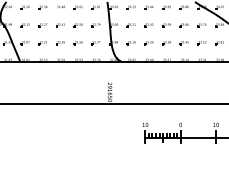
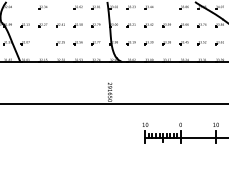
part: present -> none (60, 6)
part: present -> none (24, 7)
part: present -> none (166, 7)
part: present -> none (42, 43)
